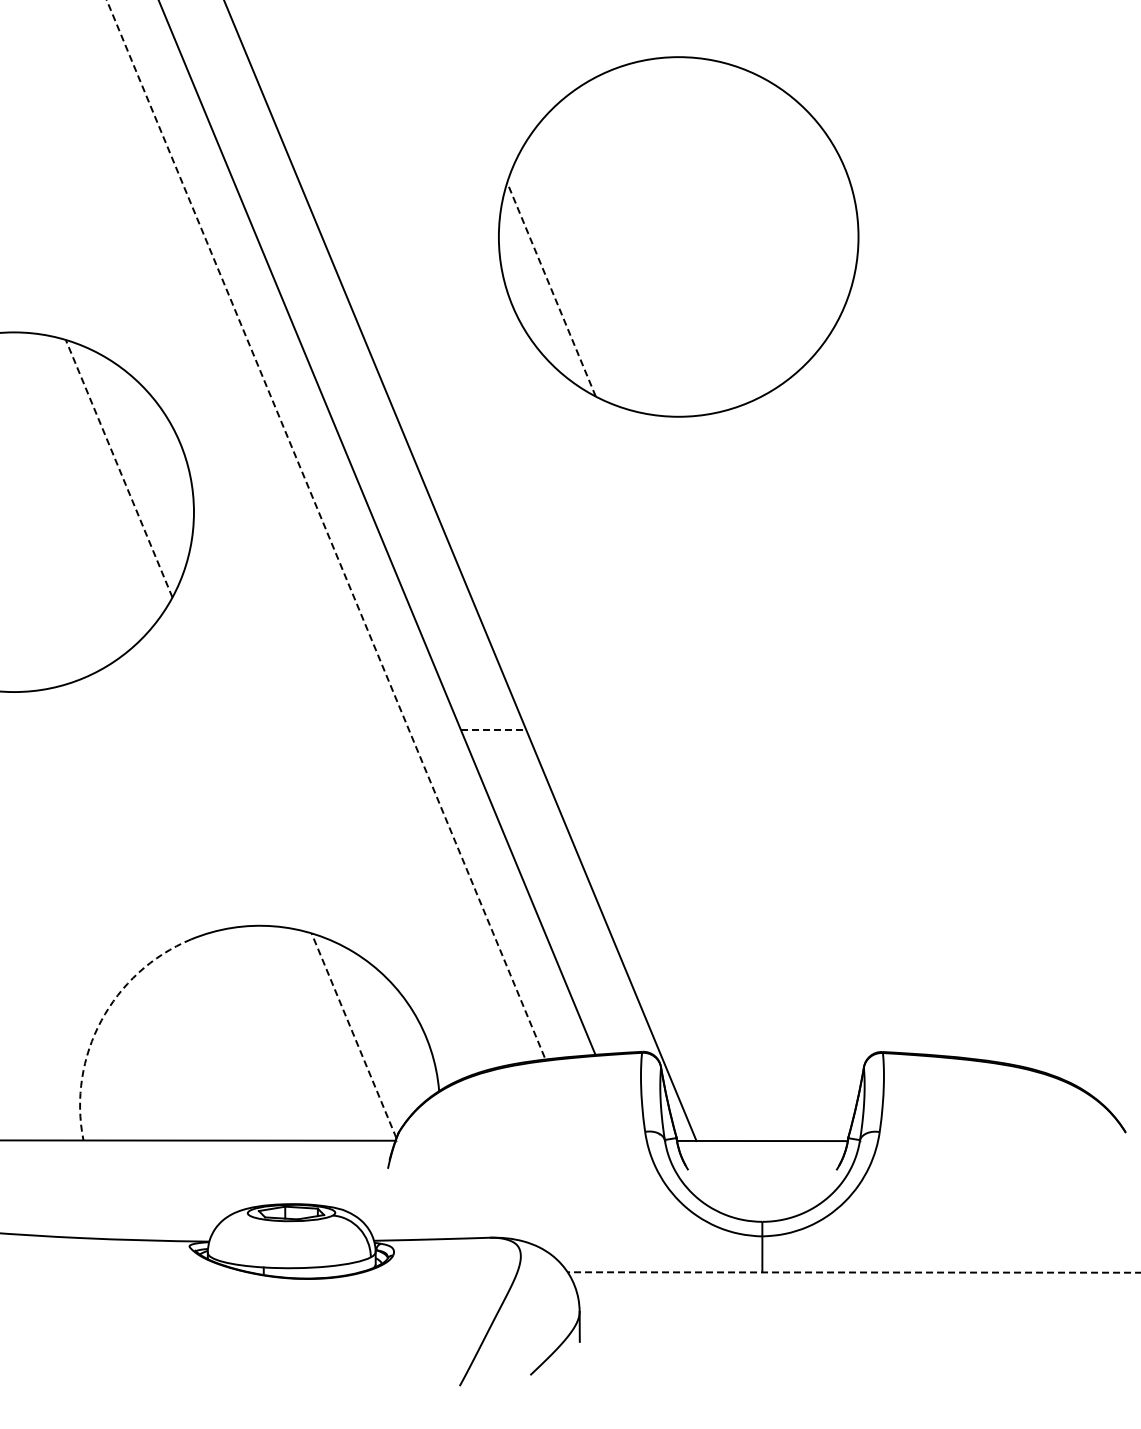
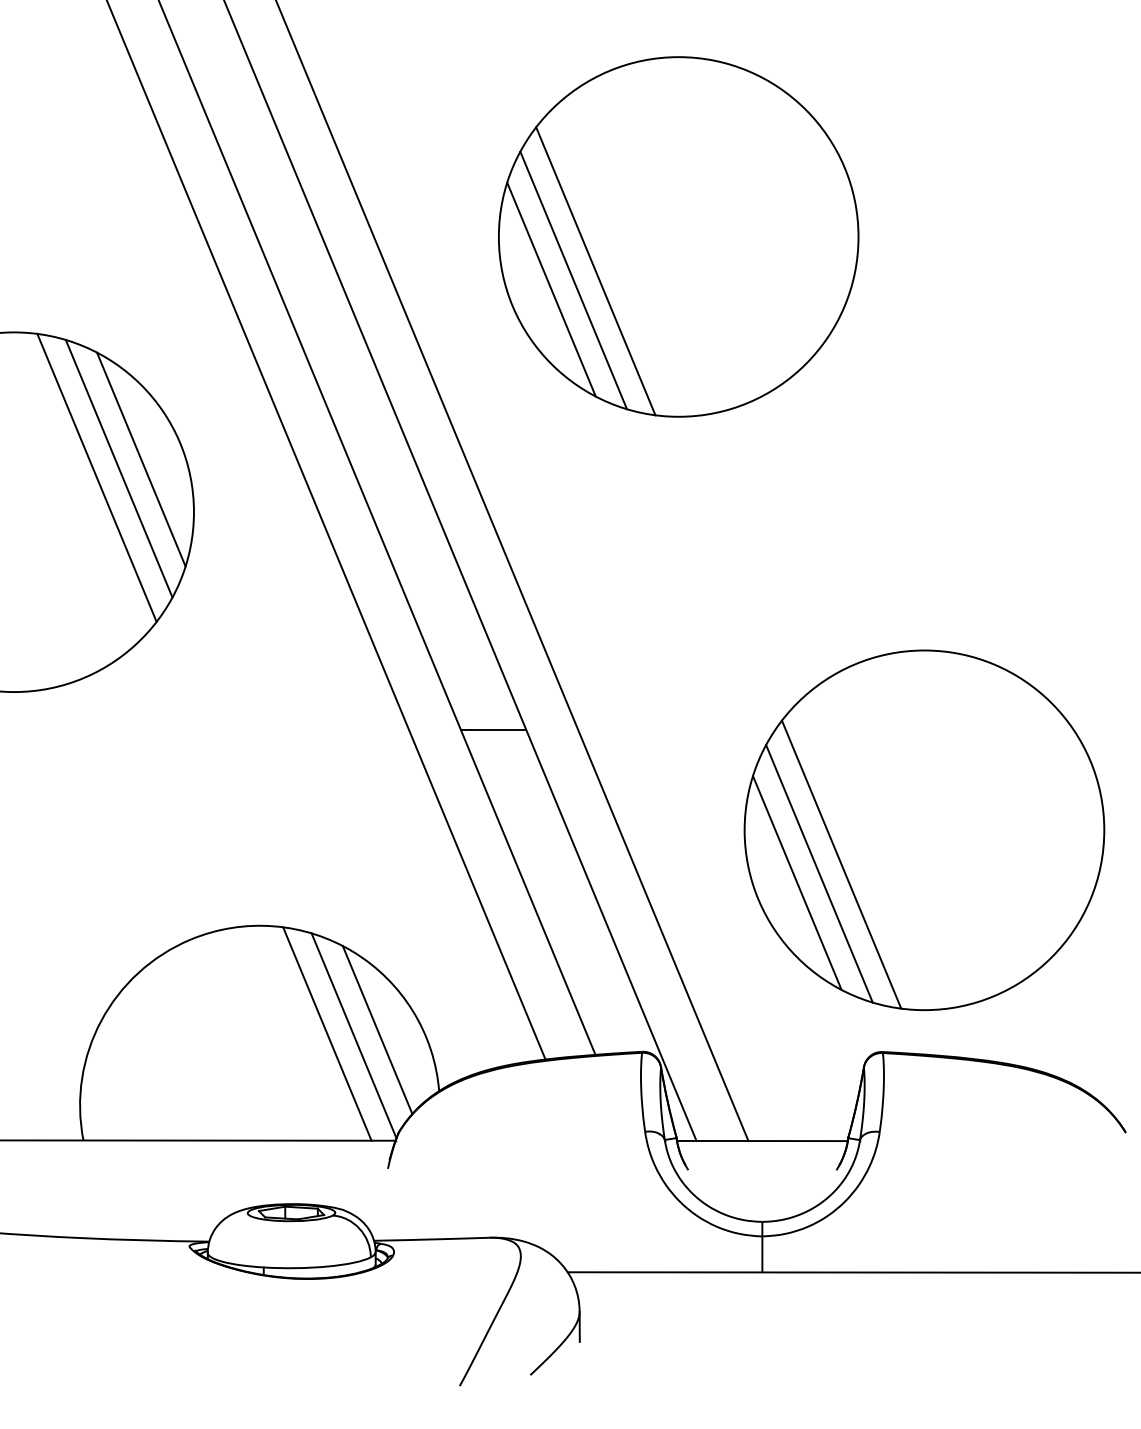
line: none -> present (595, 271)
line: none -> present (573, 280)
line: dashed -> solid (551, 289)
line: none -> present (141, 459)
line: dashed -> solid (118, 468)
line: none -> present (96, 477)
line: dashed -> solid (326, 530)
line: none -> present (512, 571)
line: dashed -> solid (493, 729)
part: none -> present (924, 829)
arc: dashed -> solid (101, 1020)
line: none -> present (377, 1029)
line: none -> present (327, 1033)
line: dashed -> solid (354, 1035)
line: dashed -> solid (853, 1272)
